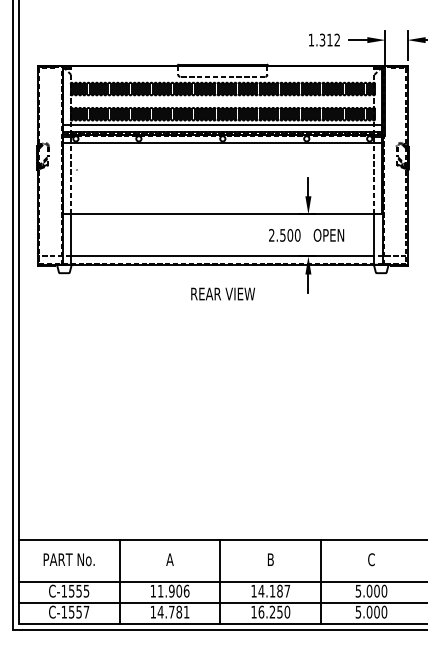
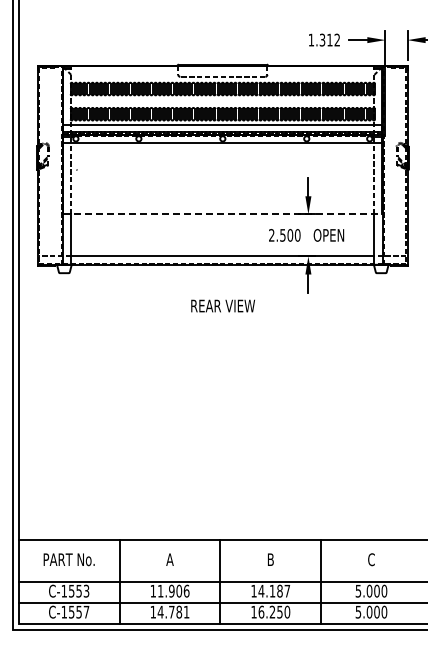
line: solid -> dashed (223, 214)
text position: (222, 293) -> (222, 305) (222, 305)
text: C-1555 -> C-1553 (86, 590)
